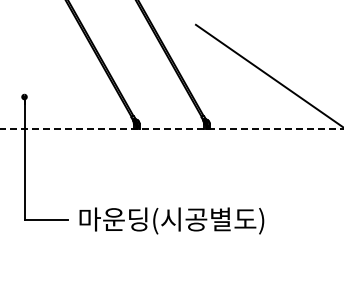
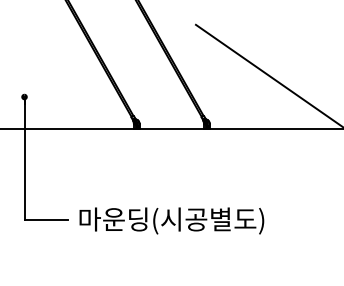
line: dashed -> solid (172, 128)
